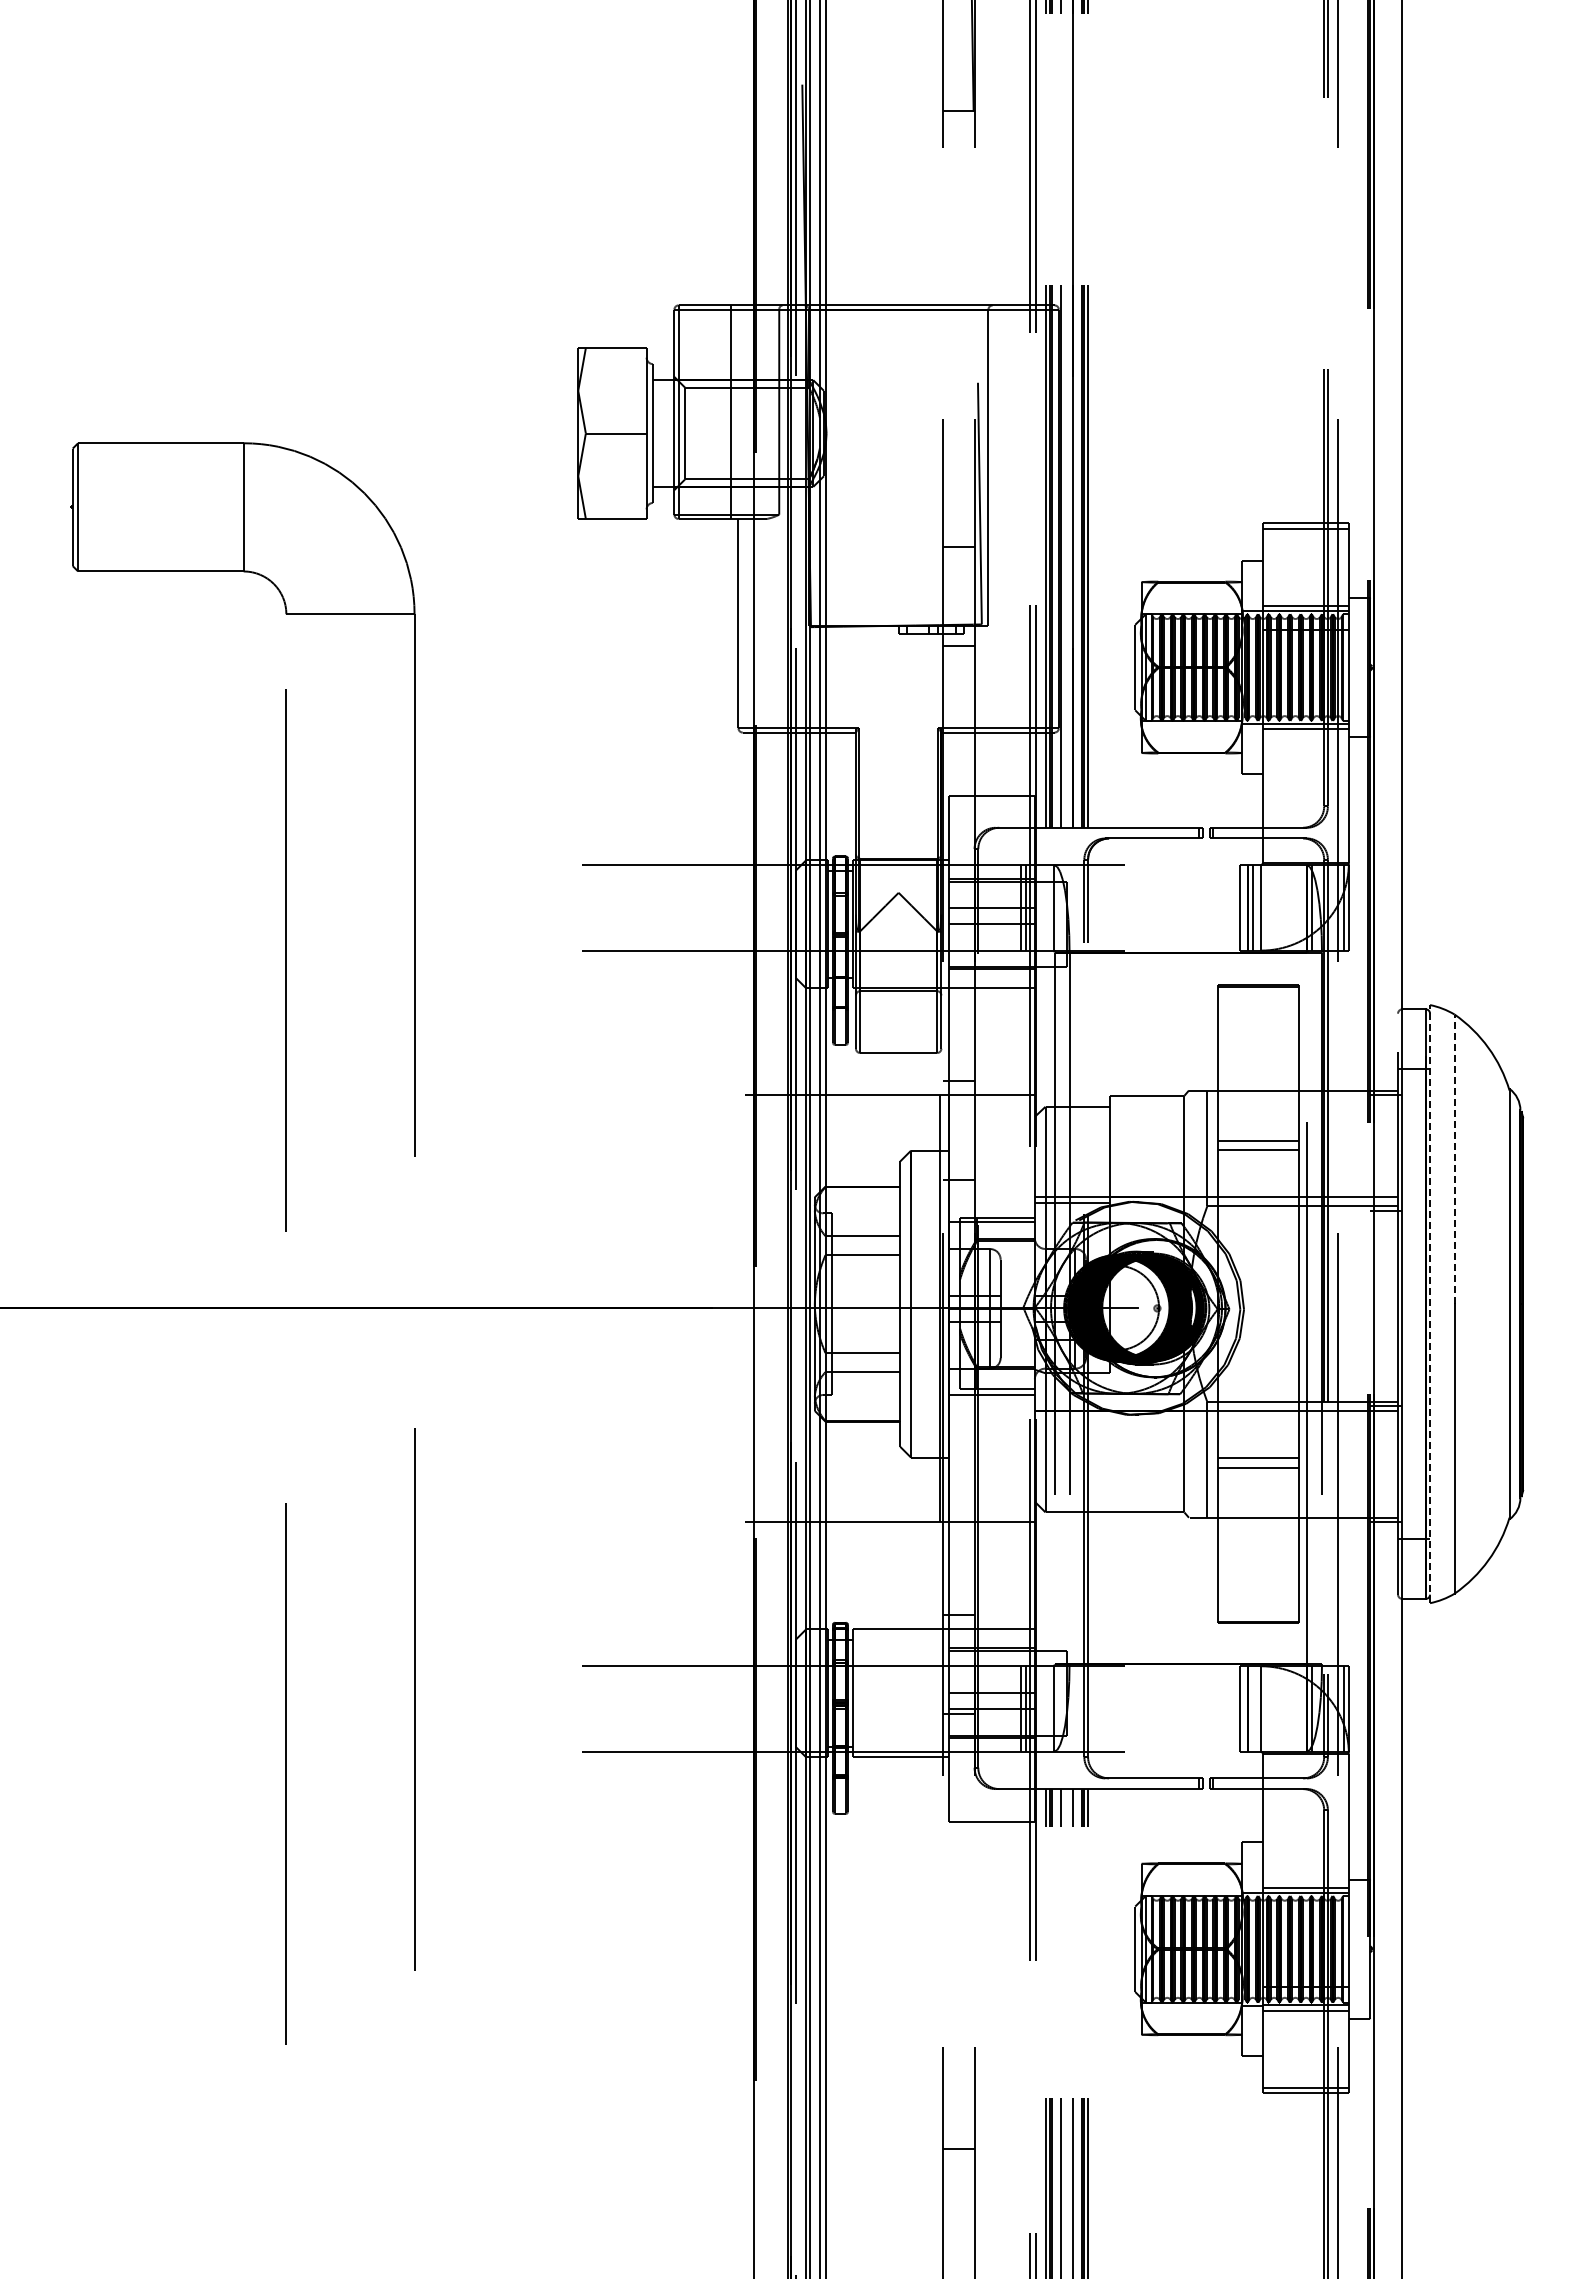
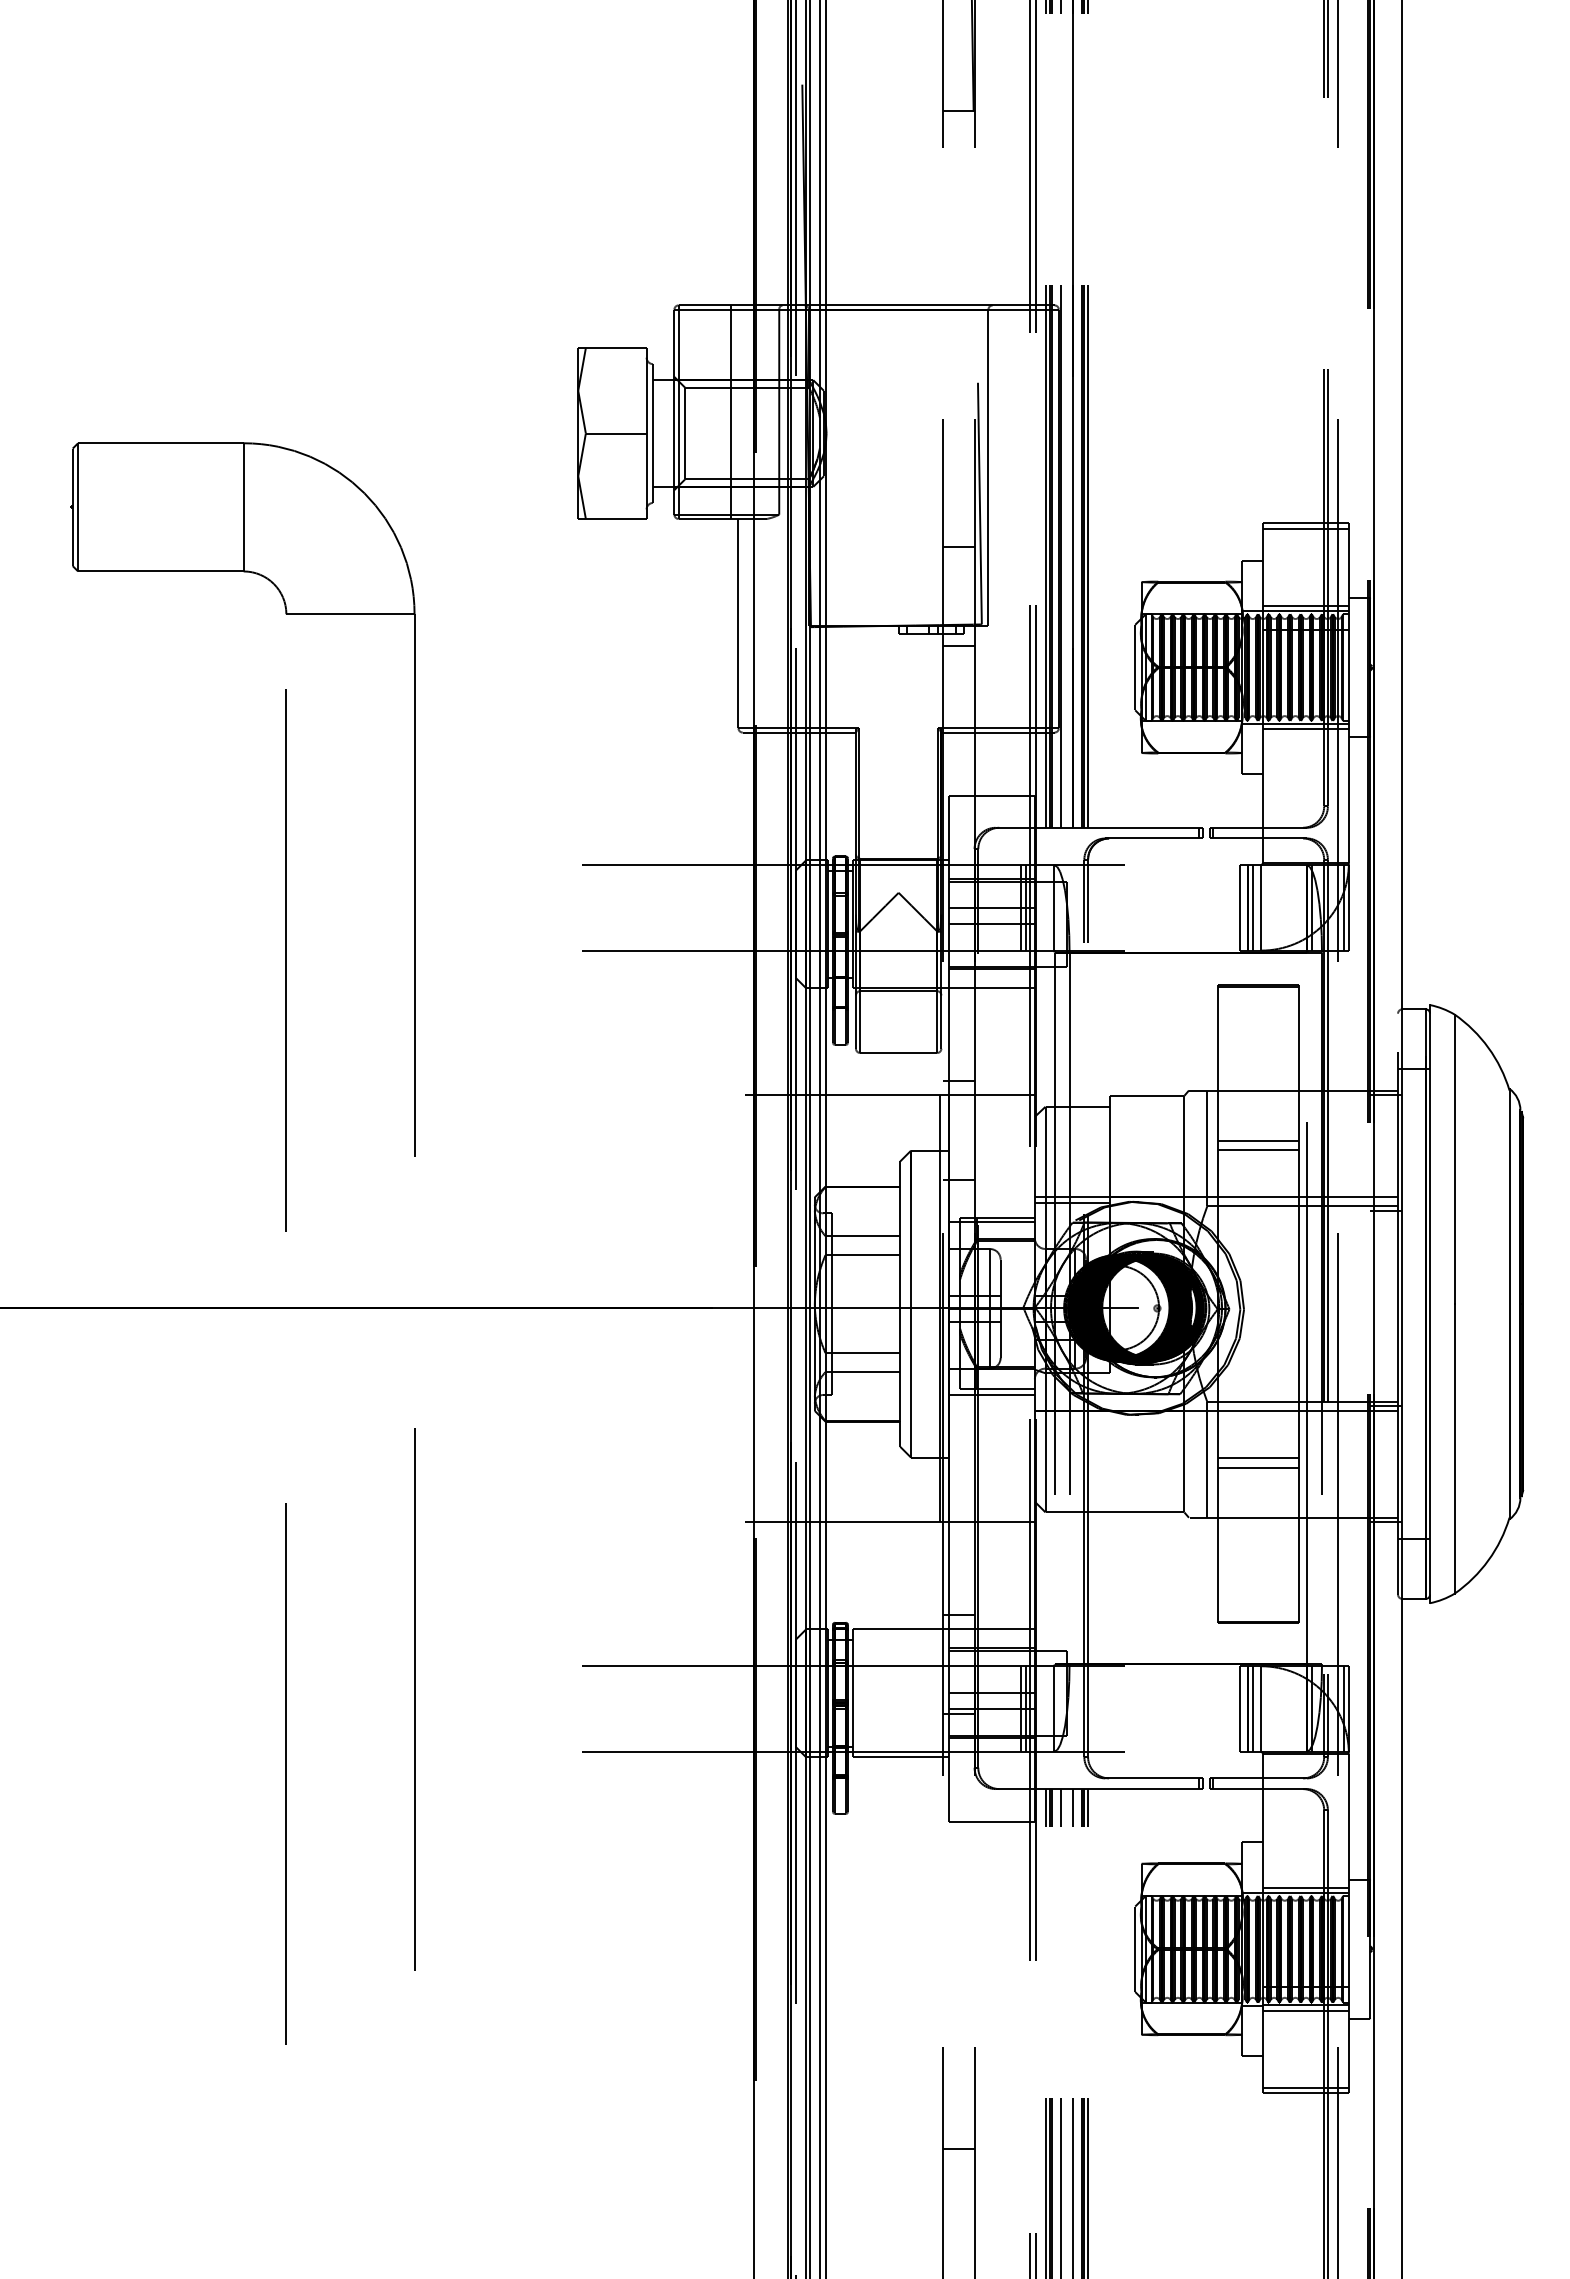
line: dashed -> solid (1454, 1159)
line: dashed -> solid (1430, 1303)
line: none -> present (1252, 1708)
